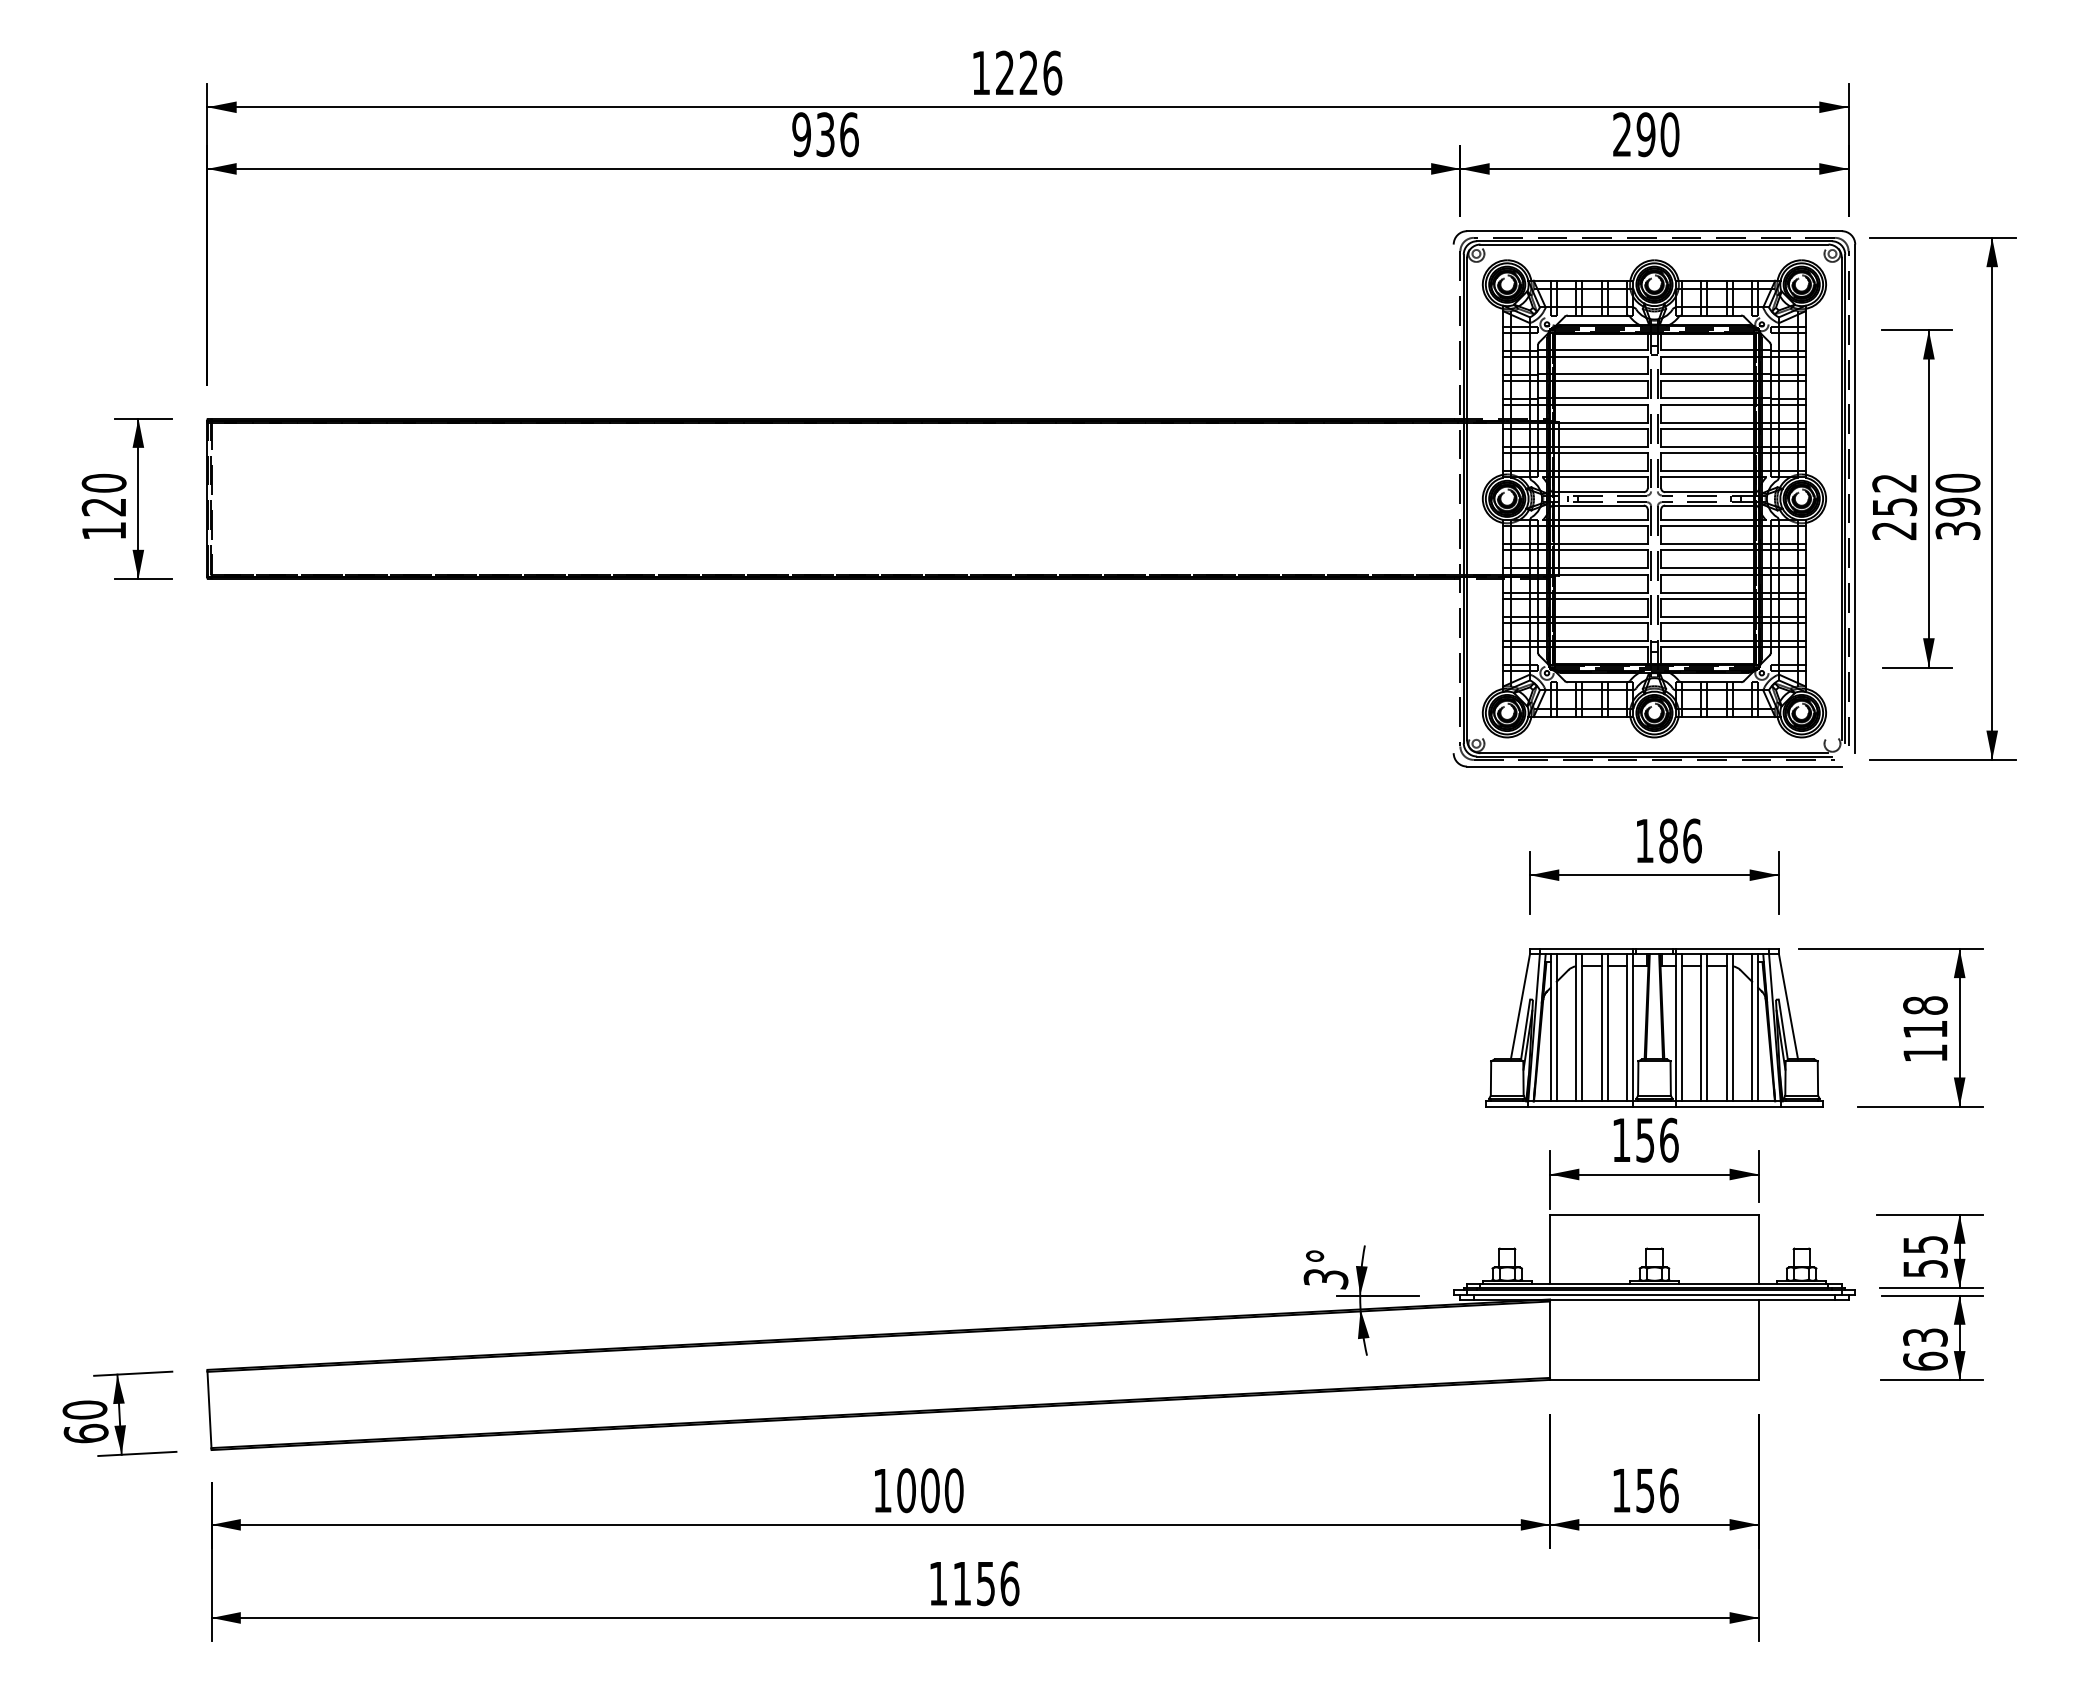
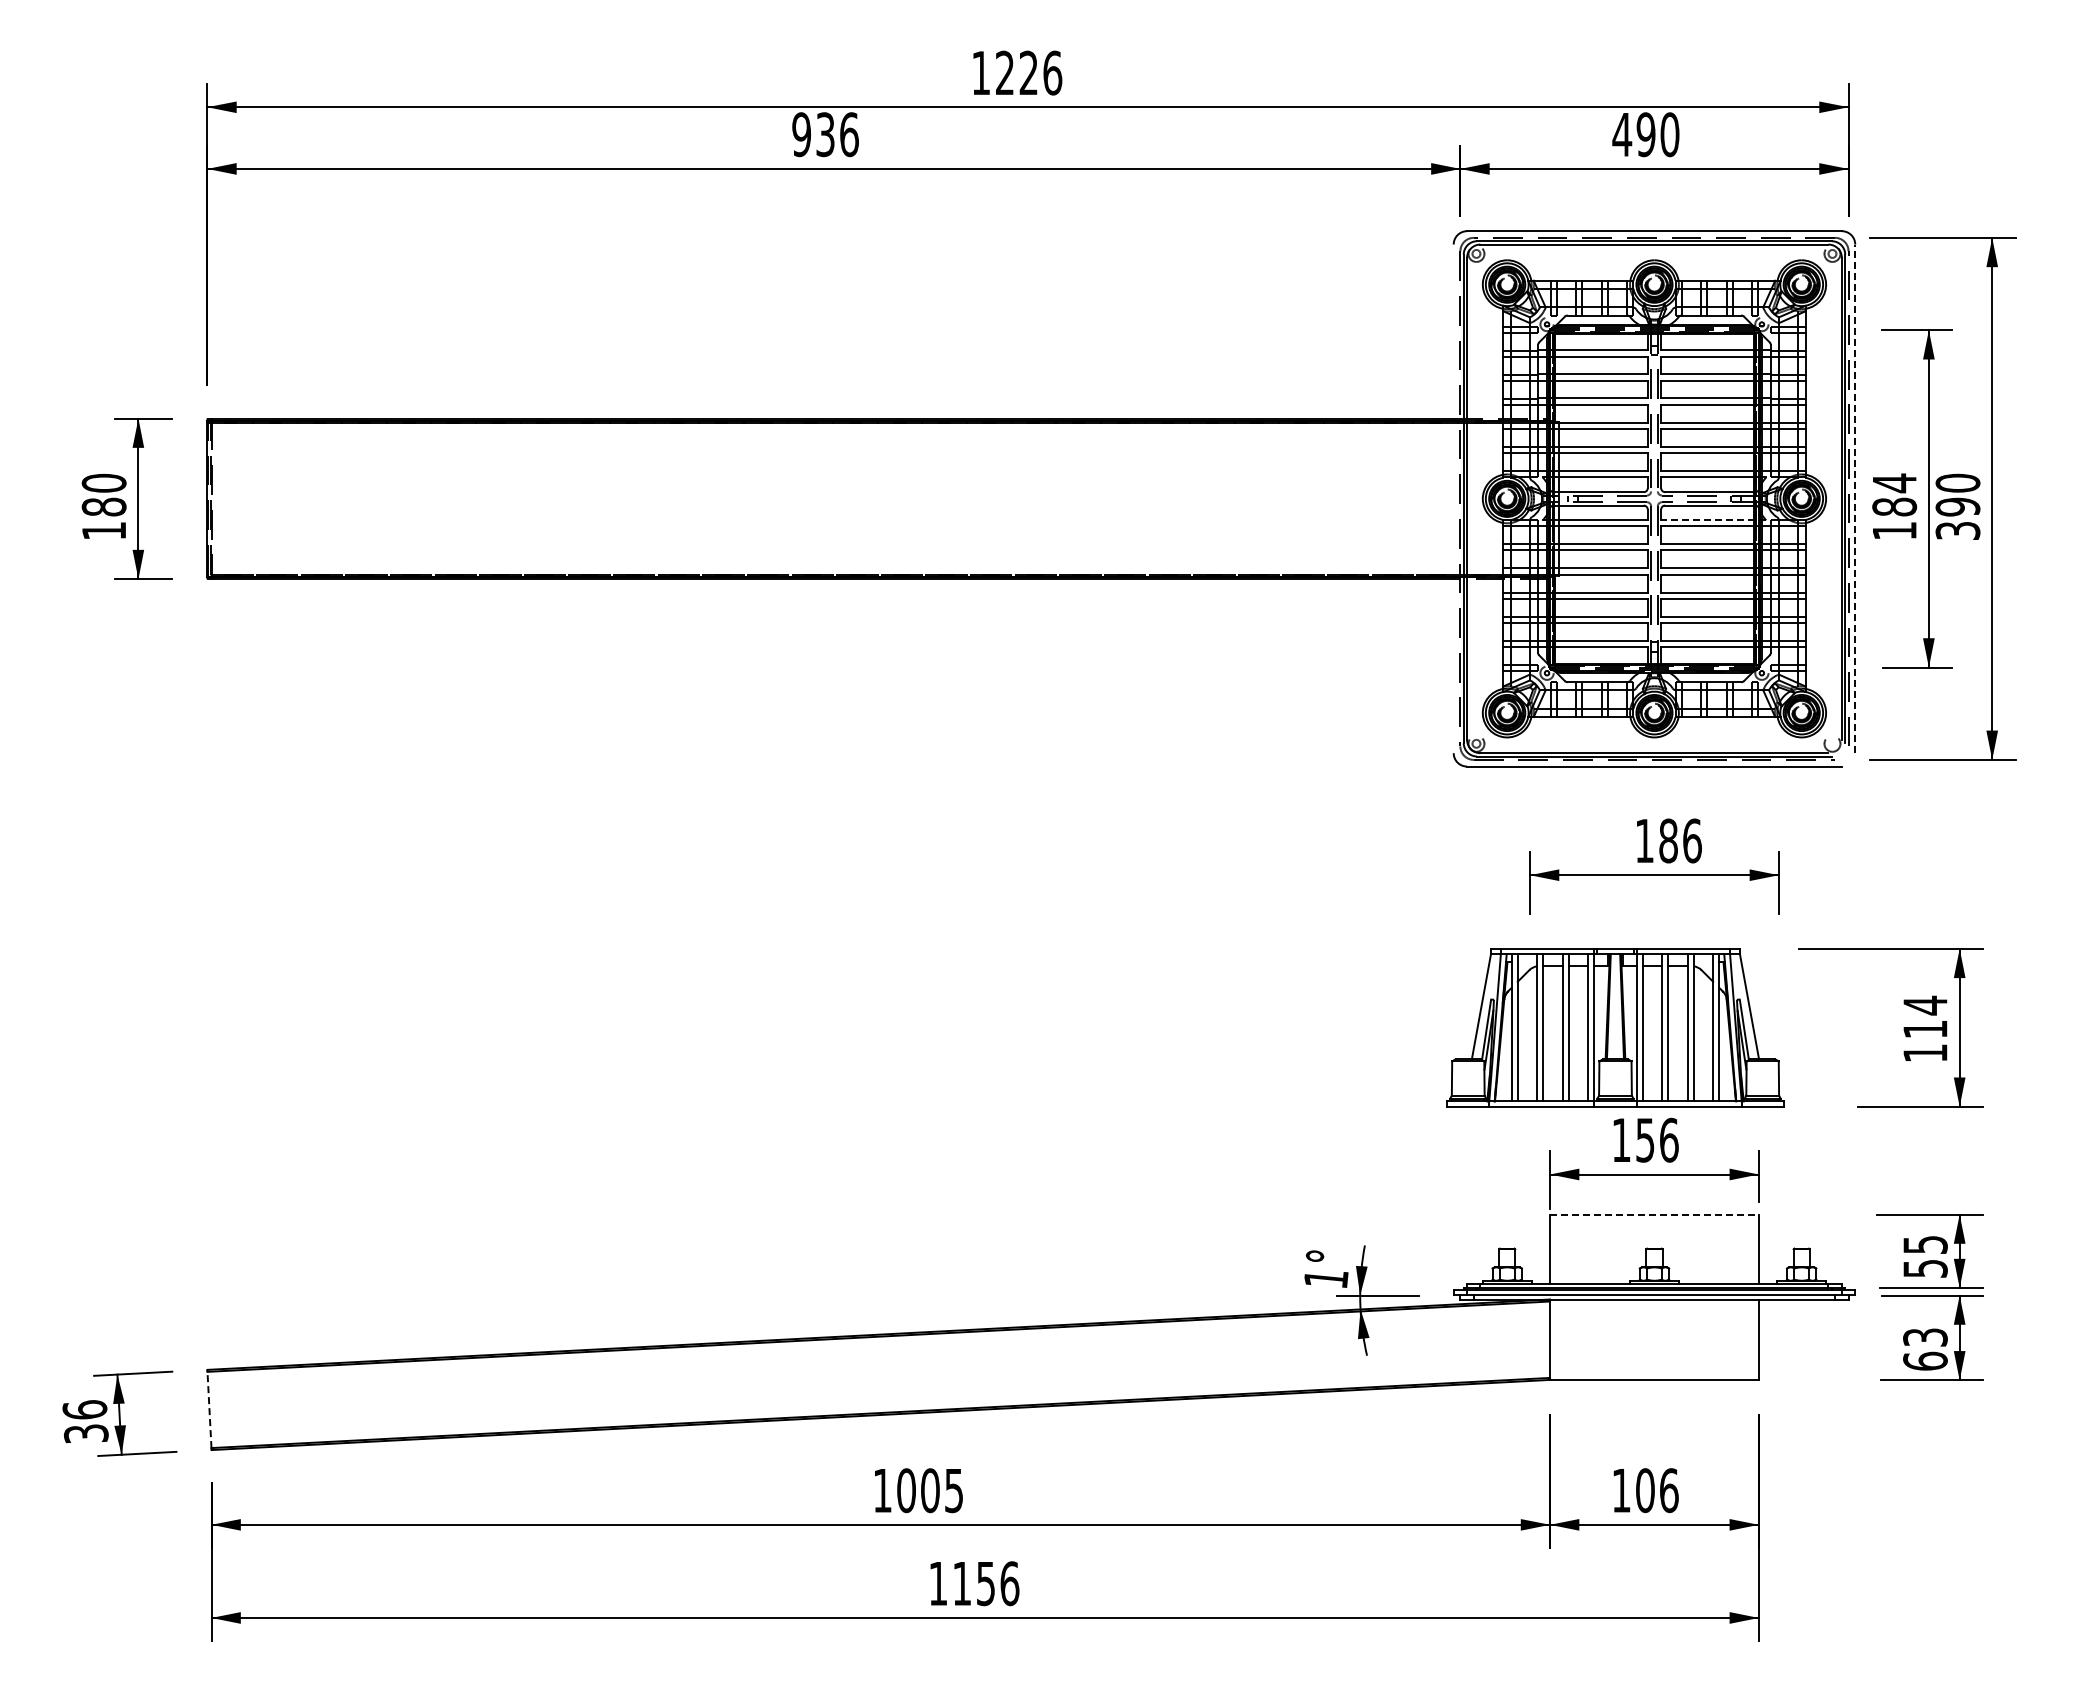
text: 290 -> 490 (1622, 134)
line: solid -> dashed (1855, 498)
text: 120 -> 180 (103, 506)
text: 252 -> 184 (1894, 506)
line: solid -> dashed (1713, 520)
text: 118 -> 114 (1925, 1005)
part position: (1654, 1027) -> (1615, 1027) (1615, 1027)
line: solid -> dashed (1654, 1214)
text: 3° -> 1° (1325, 1279)
line: solid -> dashed (209, 1409)
text: 60 -> 36 (85, 1421)
text: 1000 -> 1005 (953, 1490)
text: 156 -> 106 (1645, 1490)
